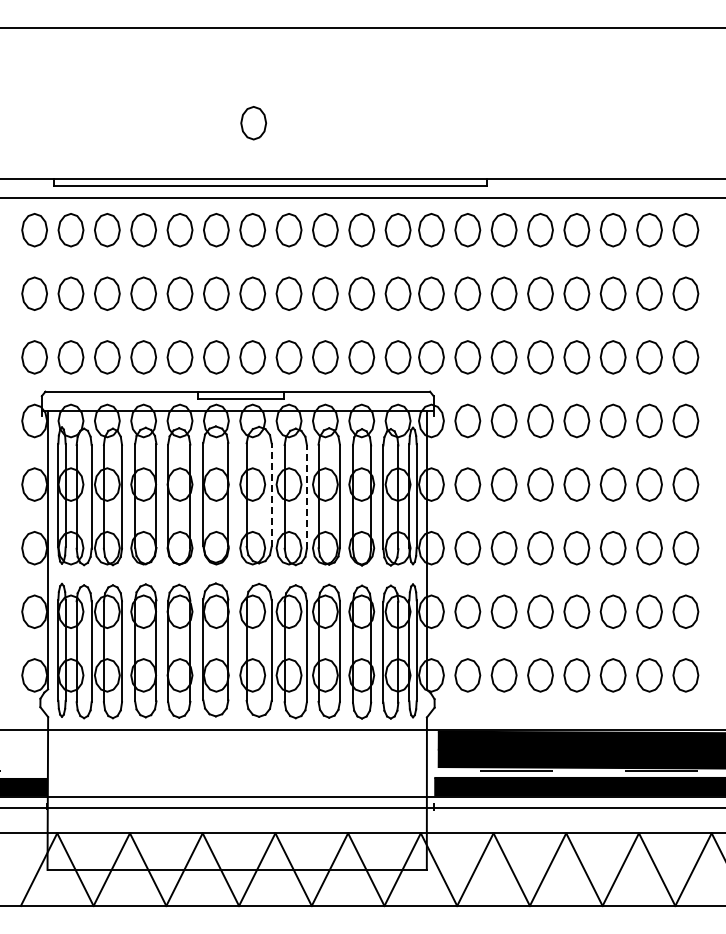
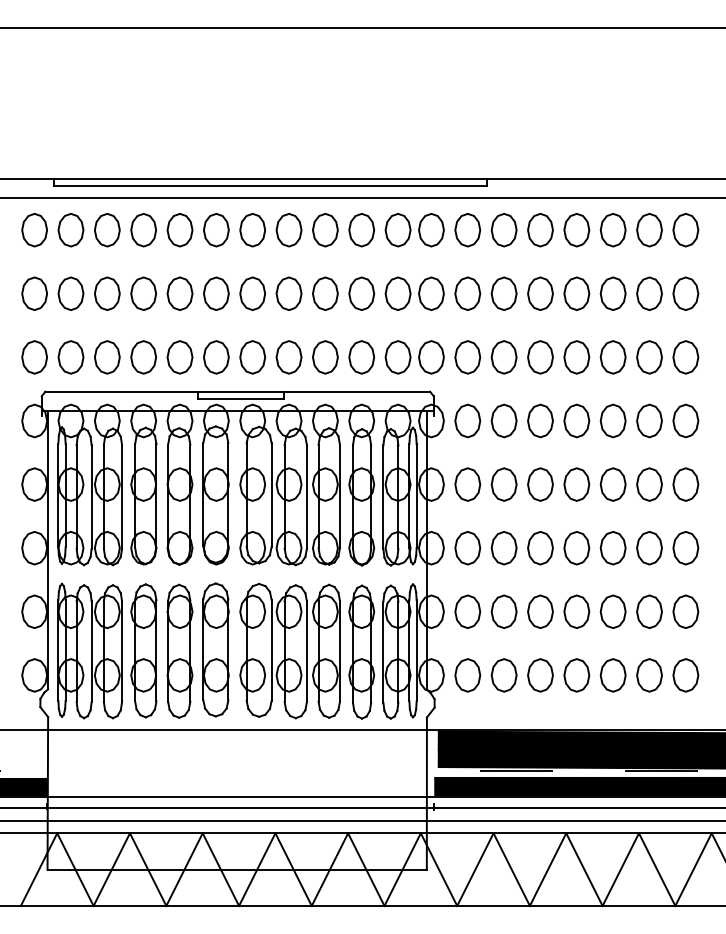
part: present -> none (253, 123)
line: dashed -> solid (271, 495)
line: dashed -> solid (306, 496)
line: none -> present (362, 820)
